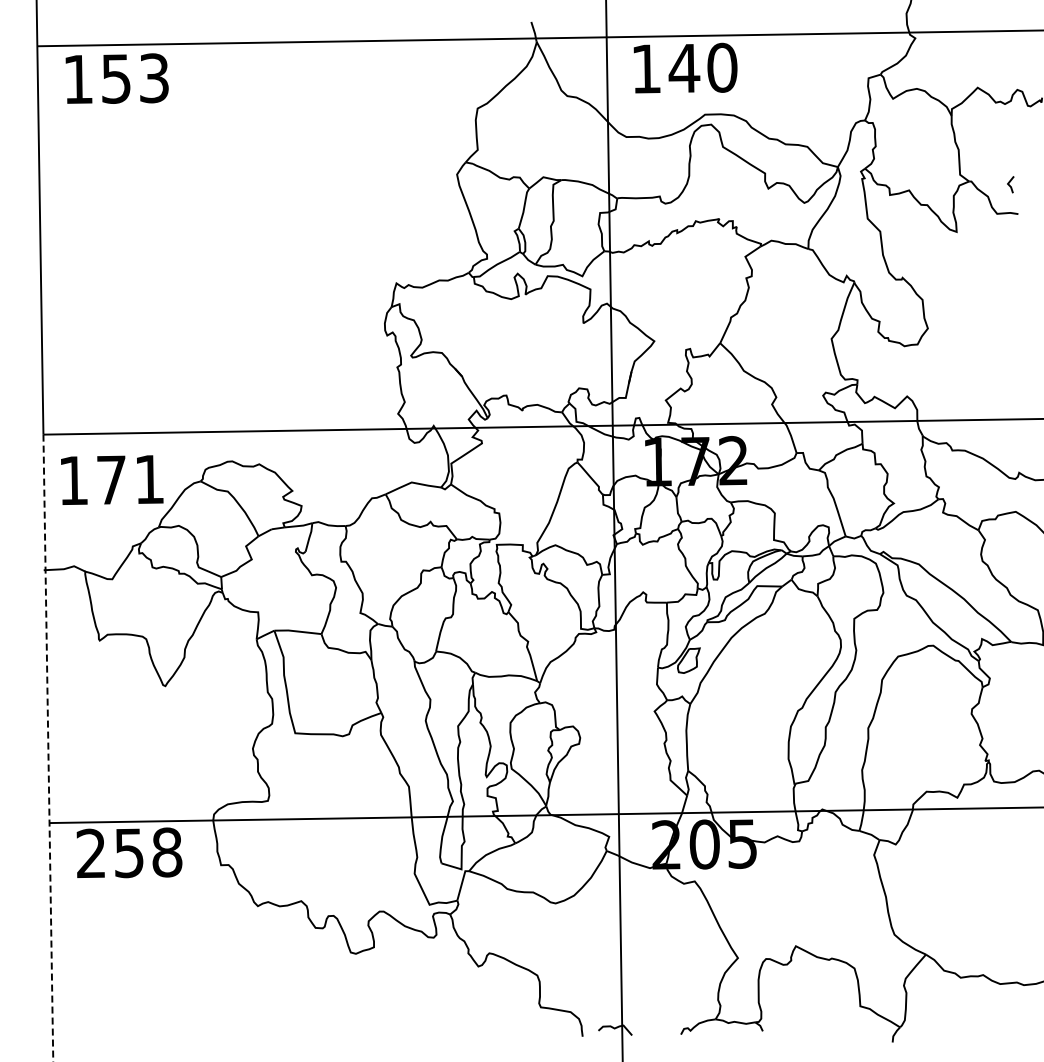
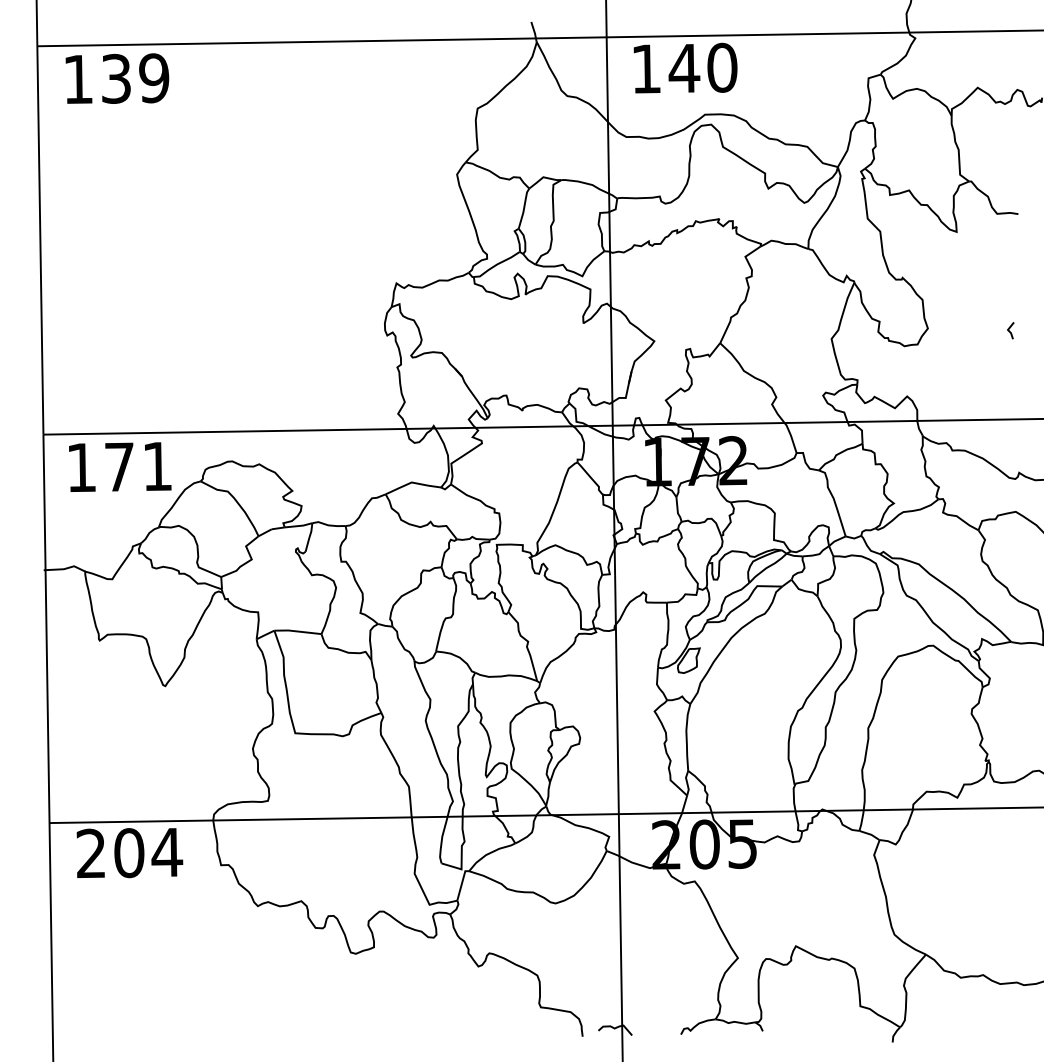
text: 153 -> 139 (135, 78)
line position: (1009, 184) -> (1009, 330) (1009, 330)
text position: (112, 479) -> (120, 466) (120, 466)
line: dashed -> solid (48, 748)
text: 258 -> 204 (148, 852)
